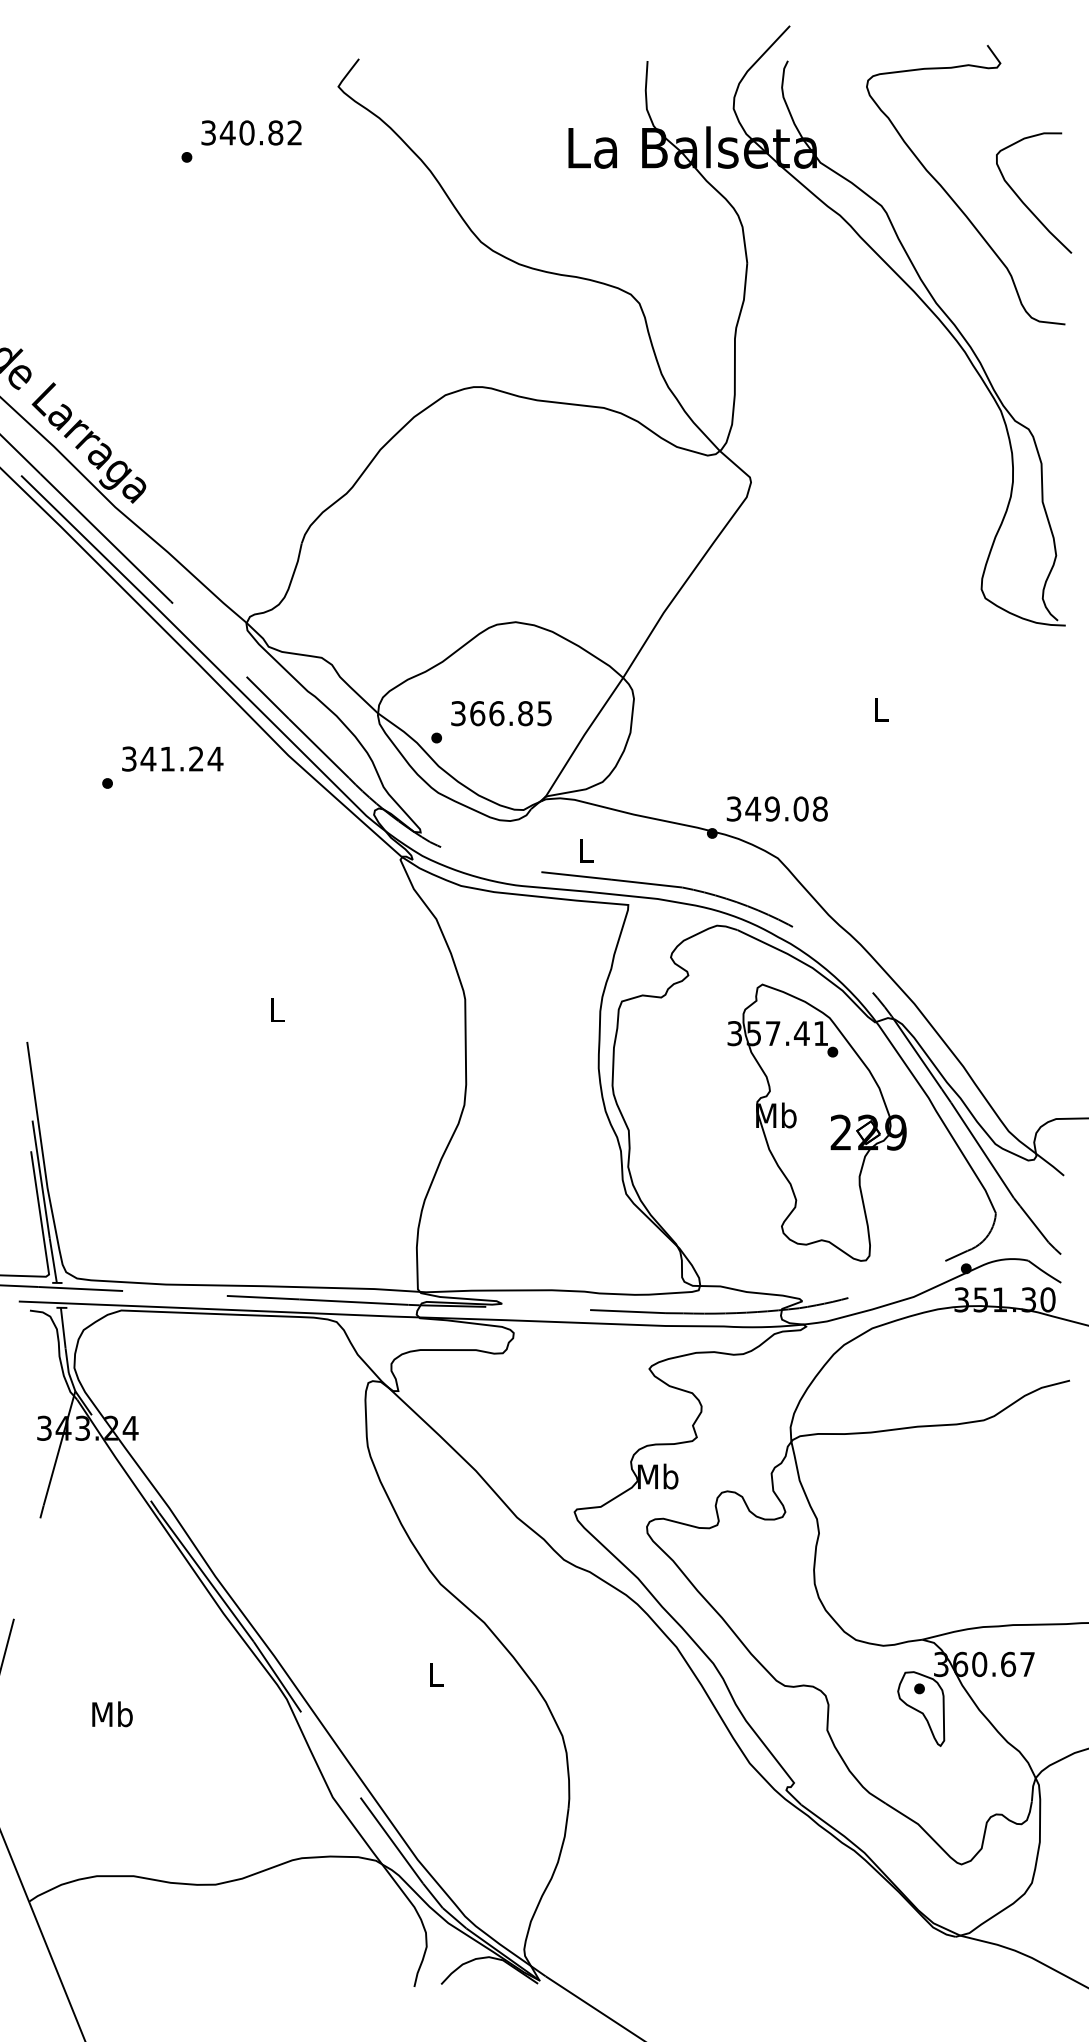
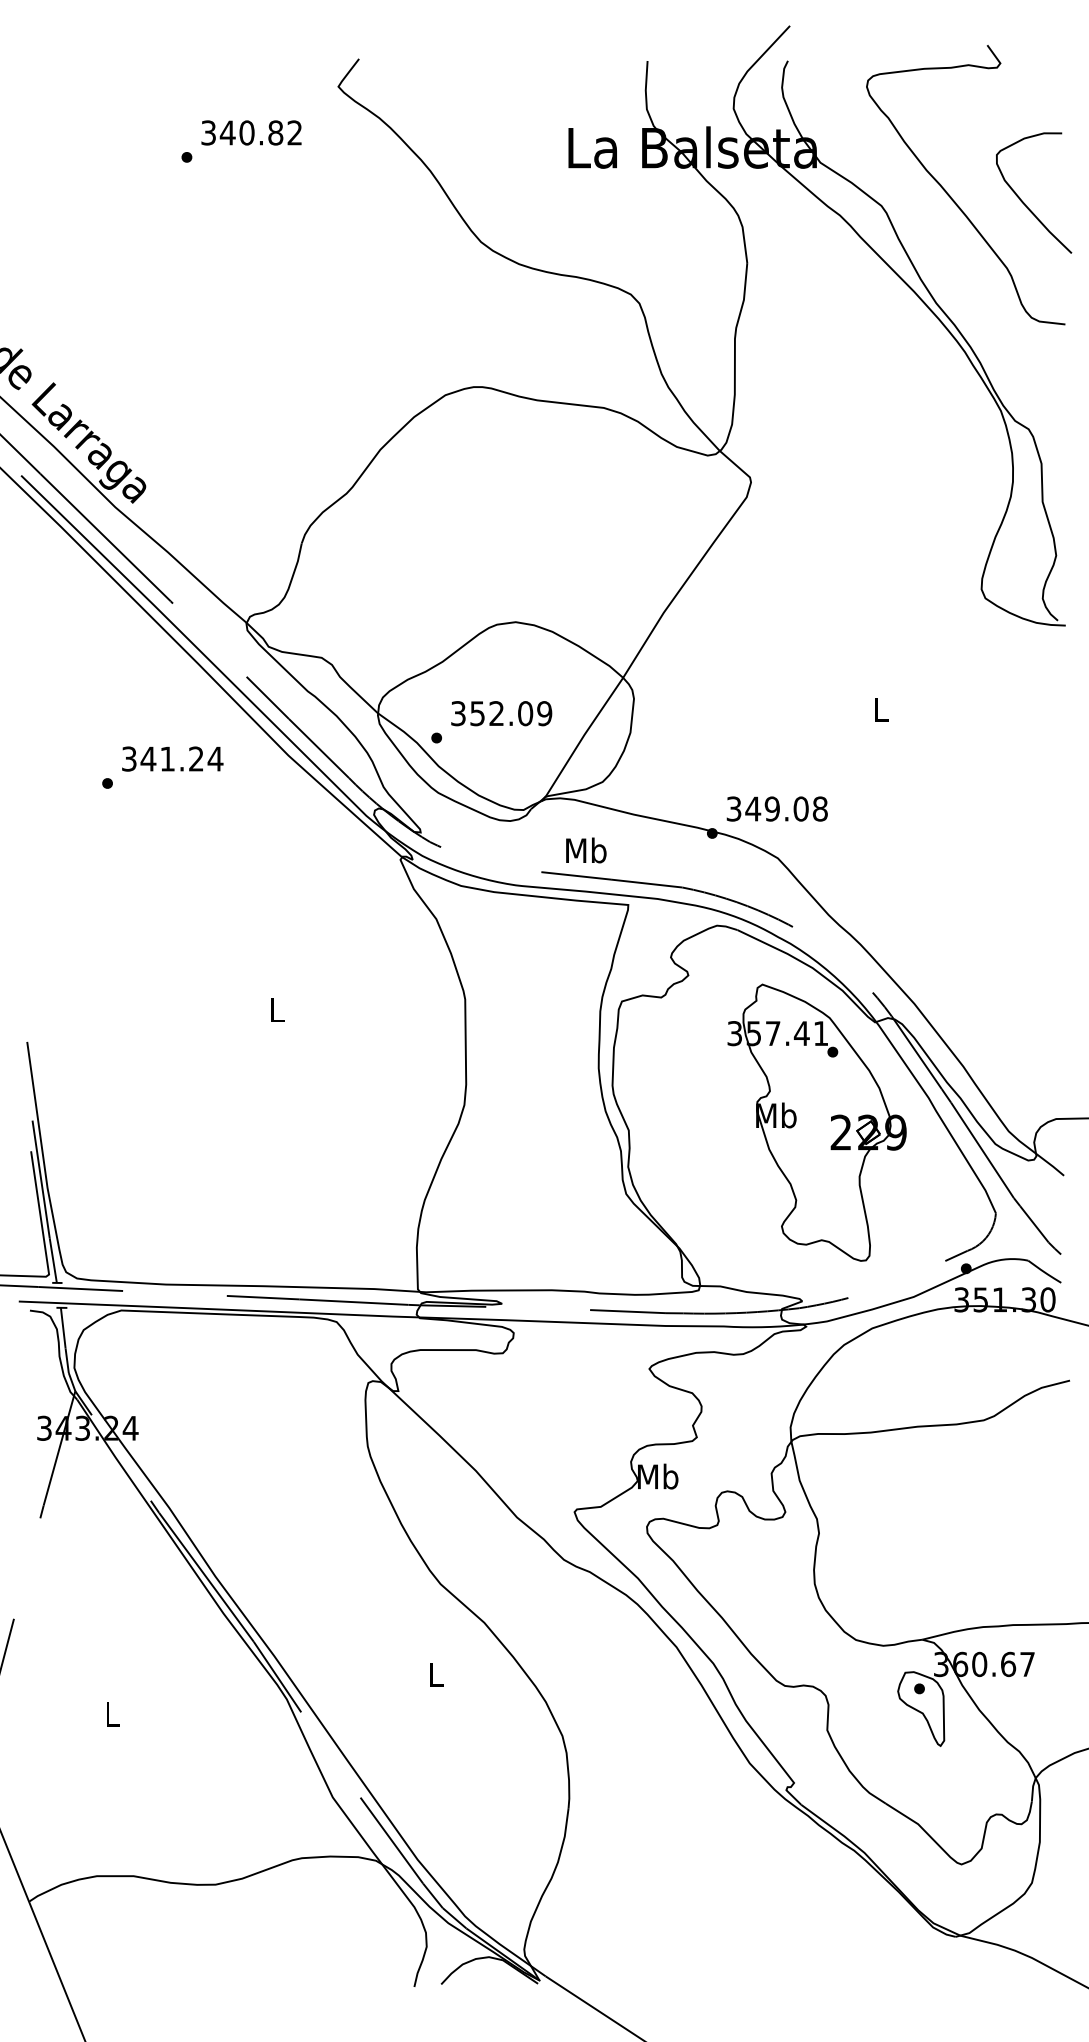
text: 366.85 -> 352.09 (511, 713)
text: L -> Mb (586, 850)
text: Mb -> L (112, 1714)
